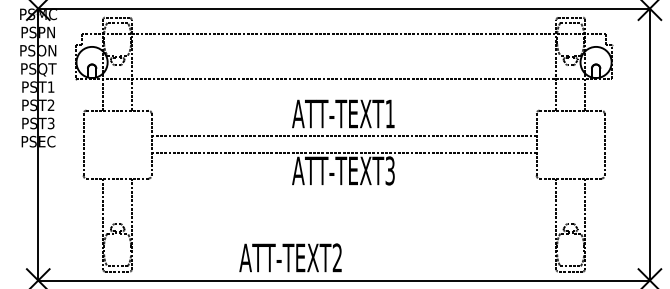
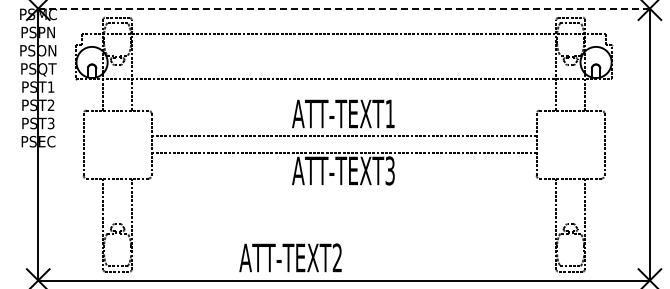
line: solid -> dashed (344, 8)
